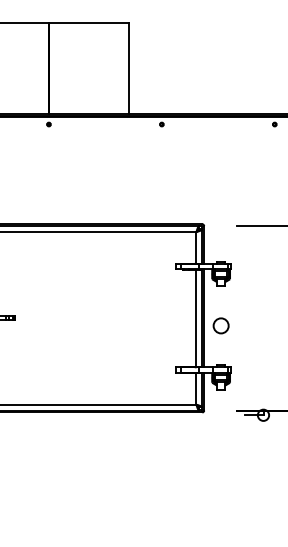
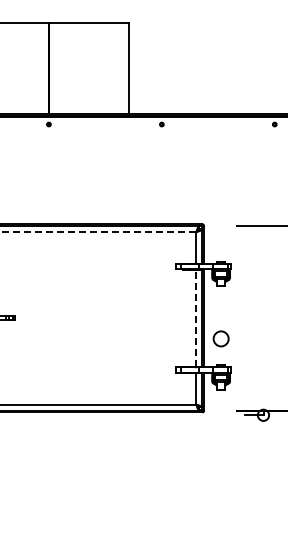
line: solid -> dashed (98, 232)
line: solid -> dashed (196, 318)
circle position: (220, 325) -> (220, 338) (220, 338)
